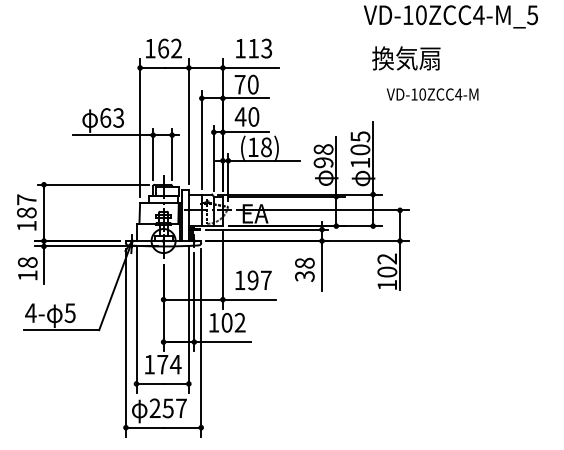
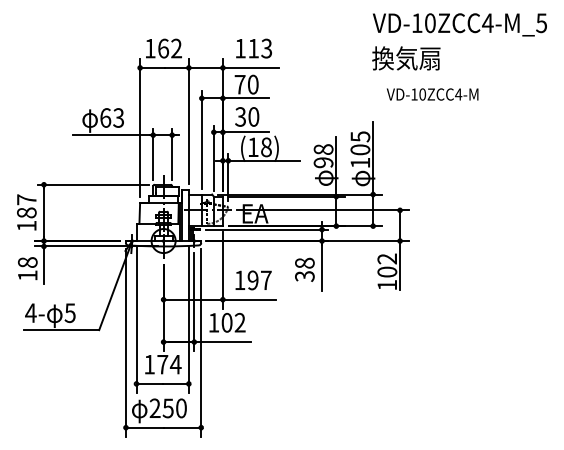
text position: (450, 16) -> (459, 24) (459, 24)
text: 40 -> 30 (240, 116)
text: 257 -> 250 (181, 408)
